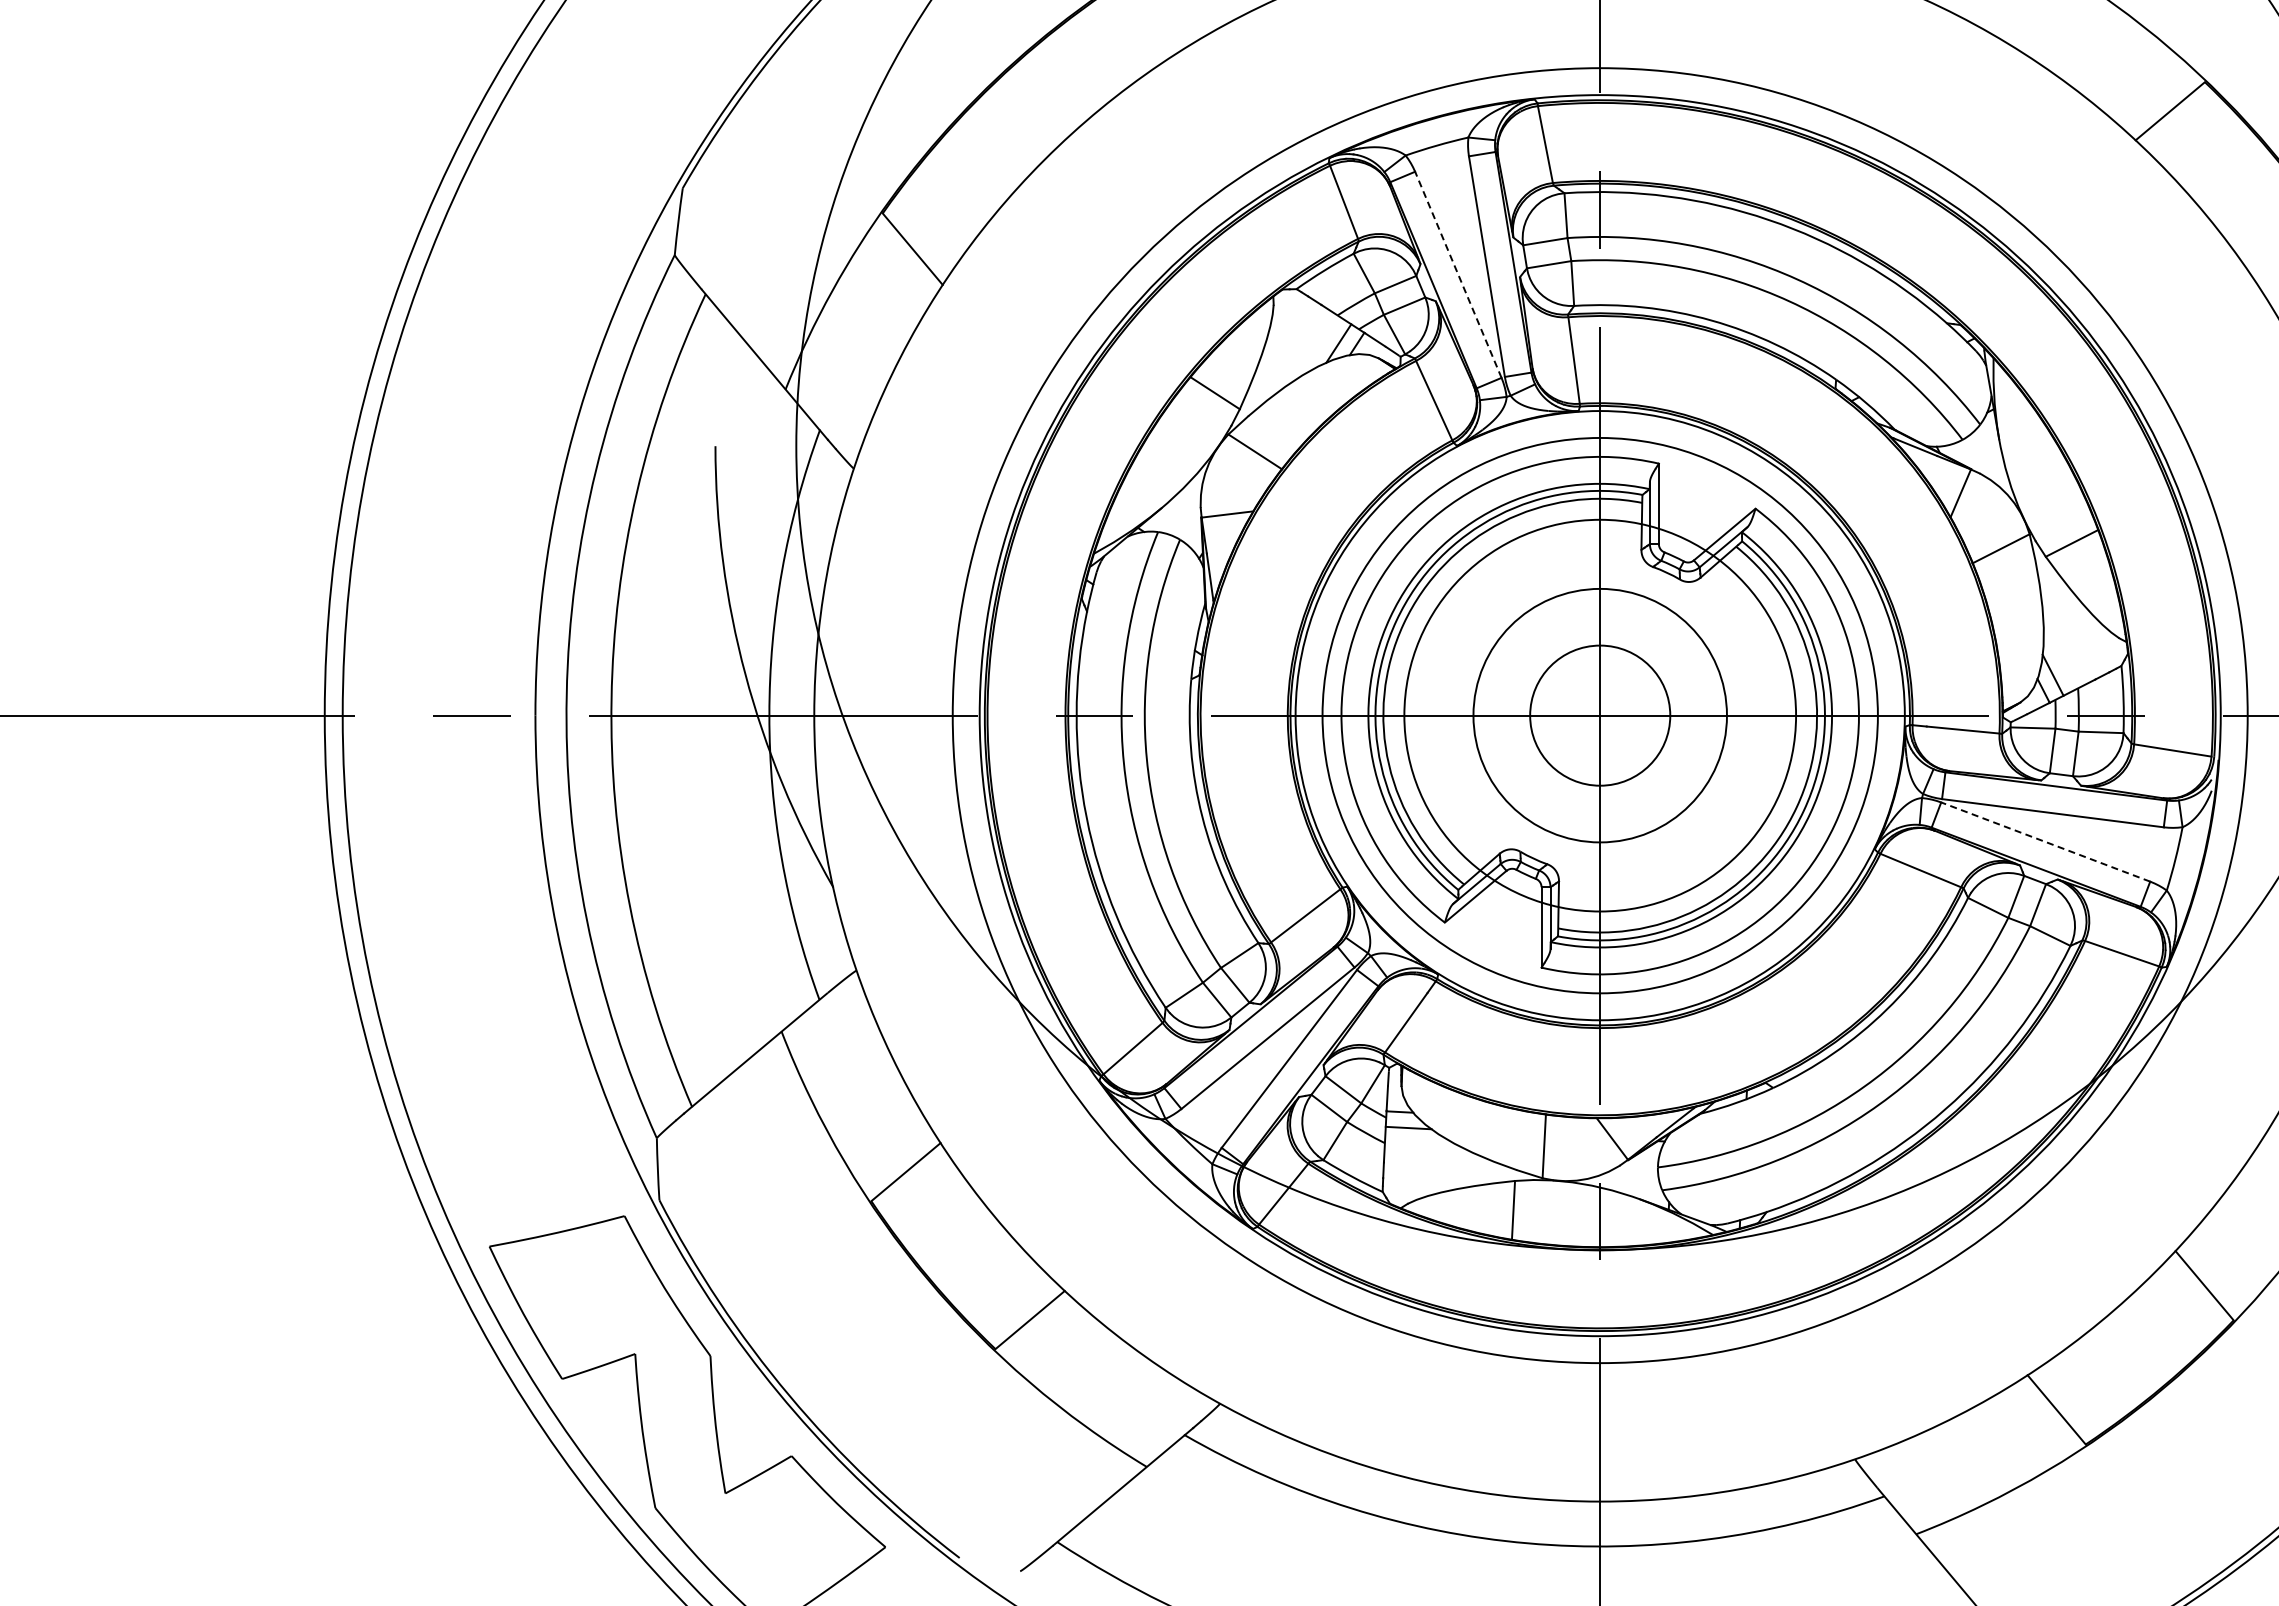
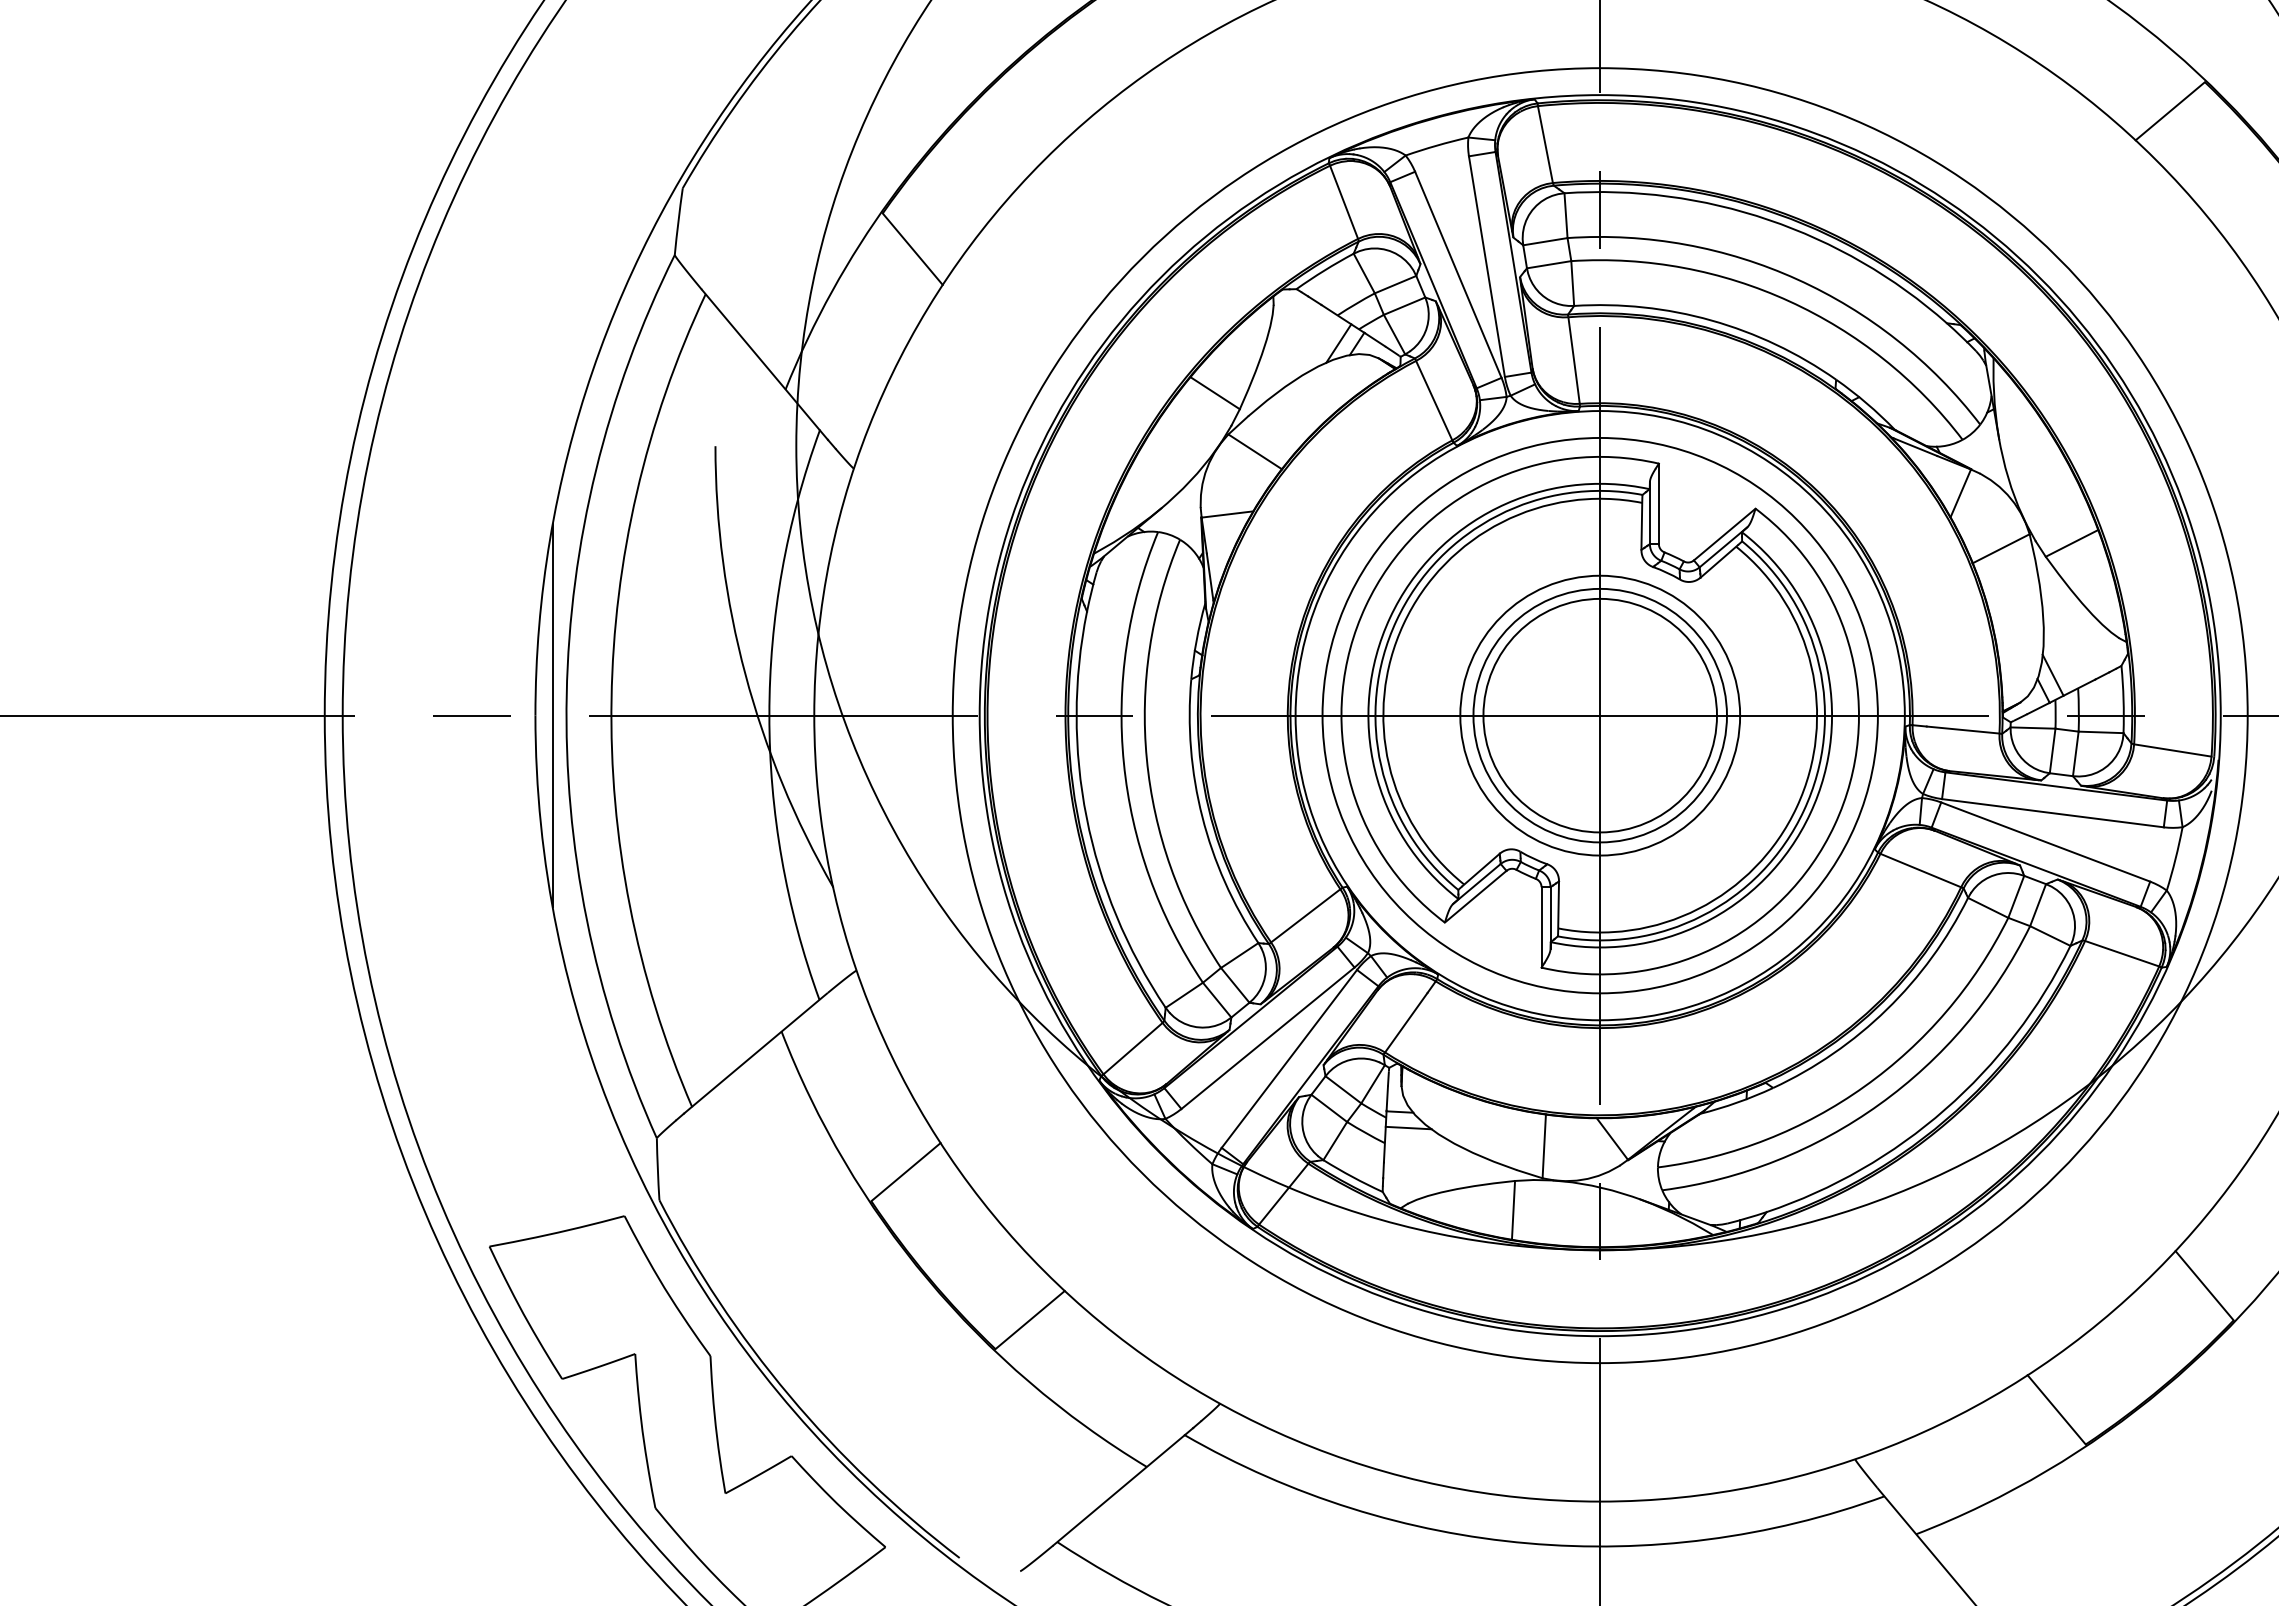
line: dashed -> solid (1458, 274)
line: none -> present (553, 715)
circle diameter: 140 px -> 234 px (1599, 715)
circle diameter: 392 px -> 280 px (1600, 715)
line: dashed -> solid (2045, 842)
